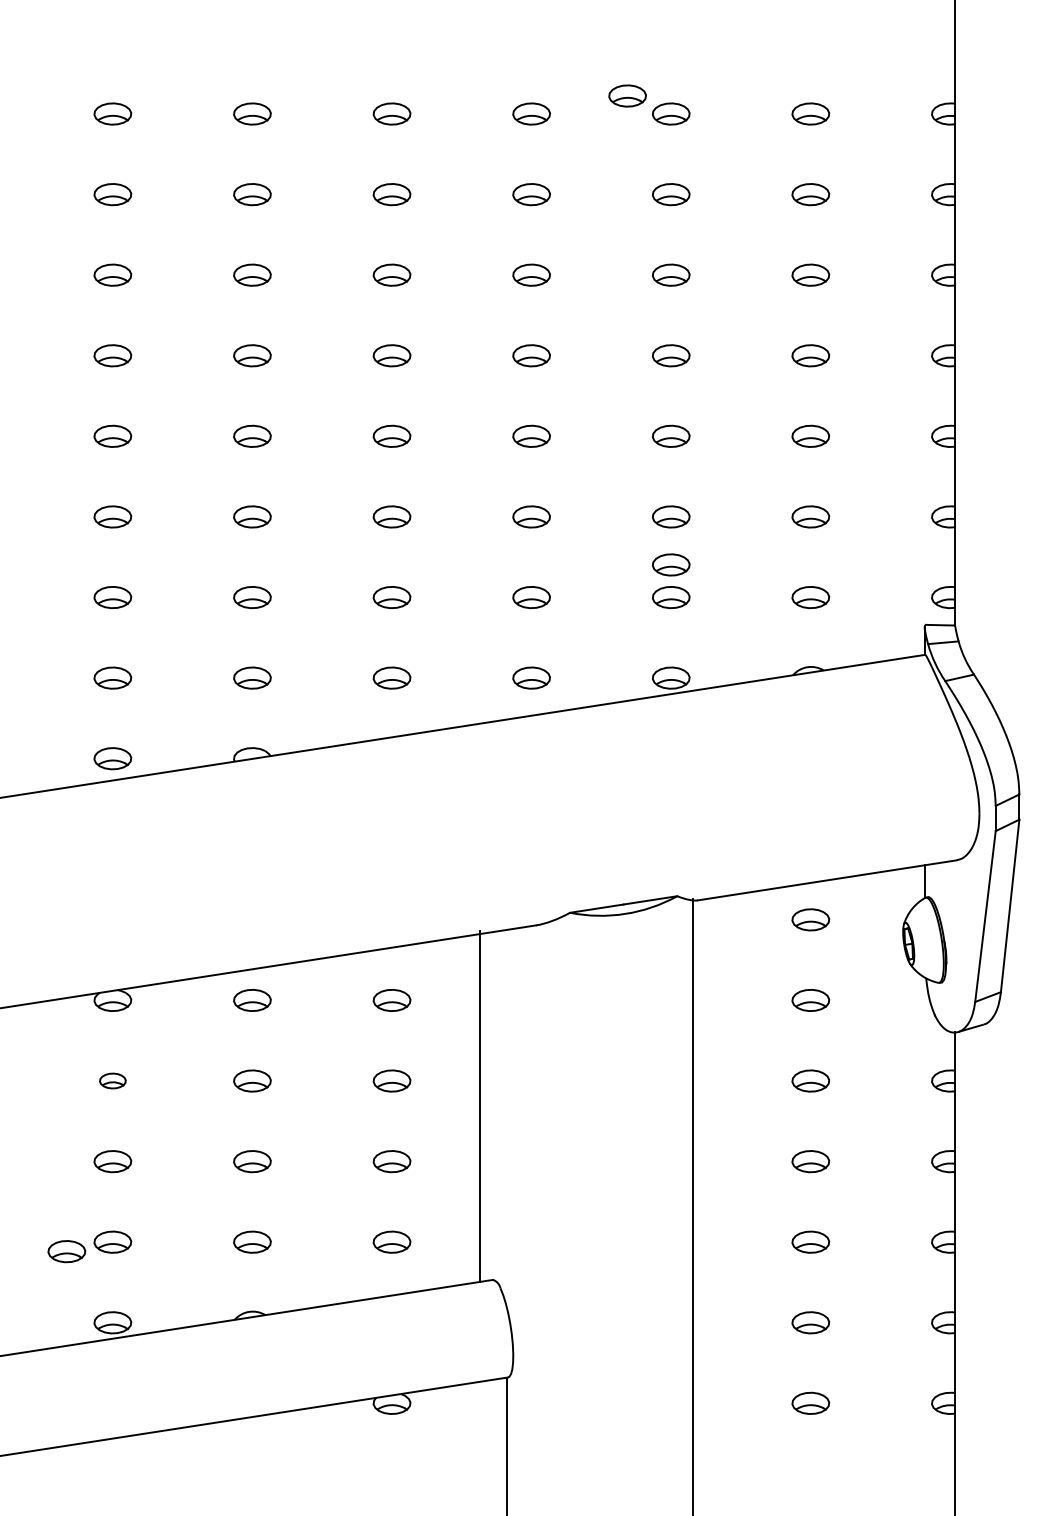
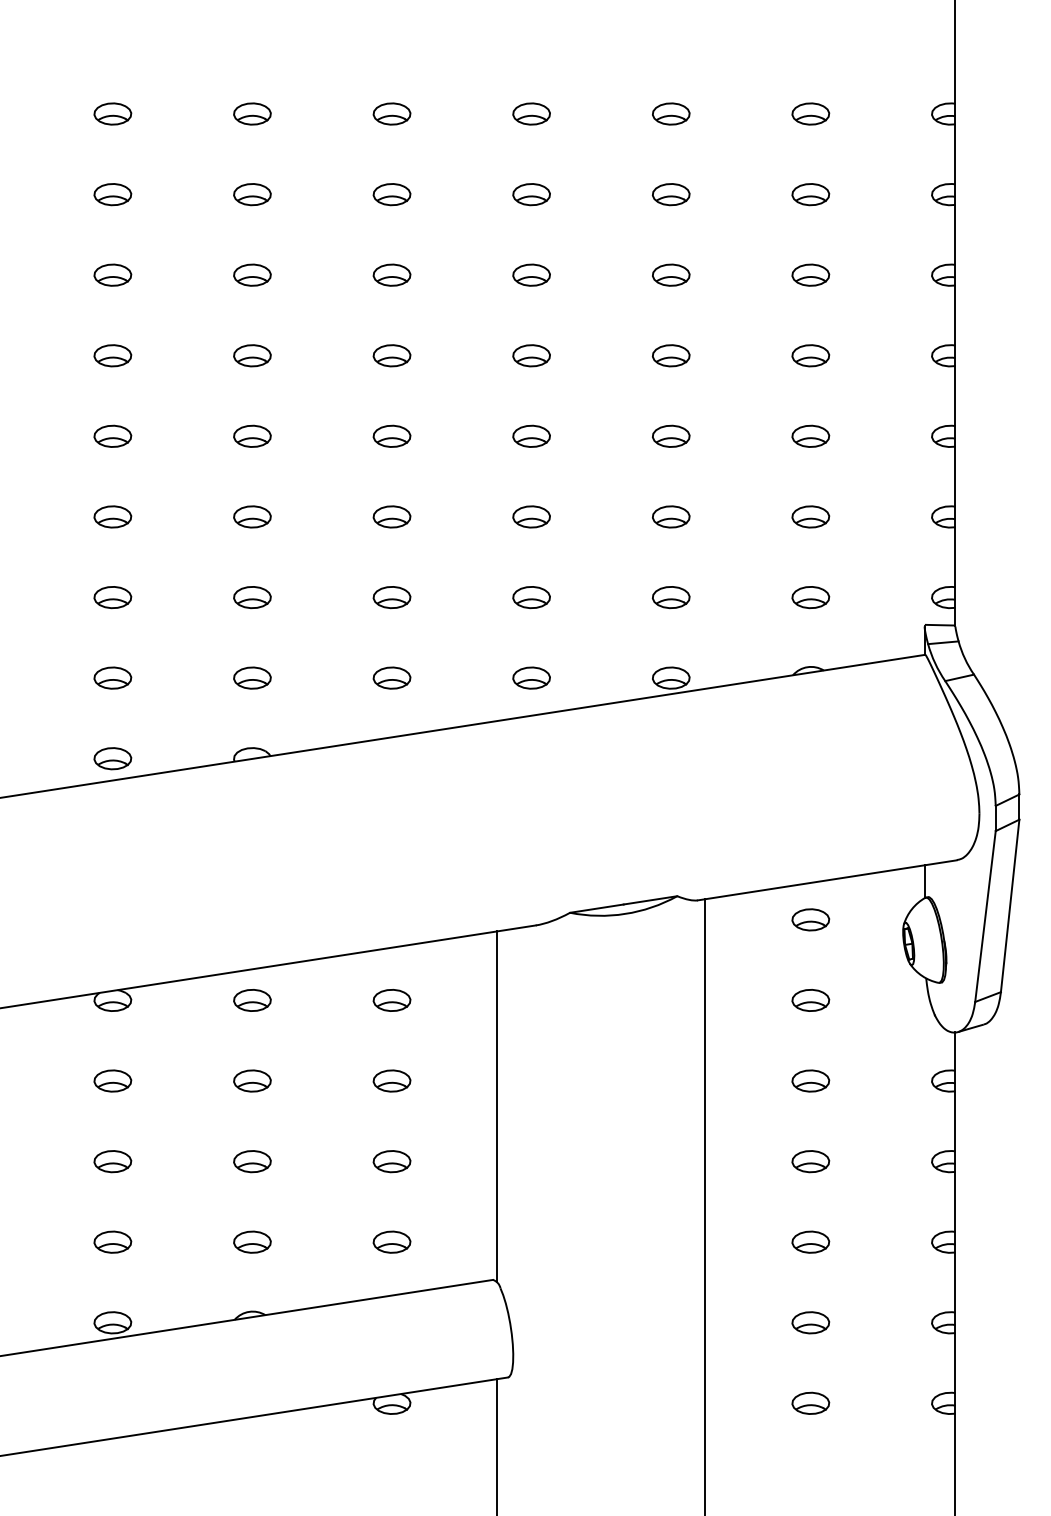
part: present -> none (627, 95)
part: present -> none (671, 564)
part size: 28x18 px -> 40x24 px (112, 1080)
line position: (479, 1106) -> (496, 1106) (496, 1106)
line position: (692, 1205) -> (704, 1205) (704, 1205)
part: present -> none (66, 1251)
line position: (506, 1445) -> (496, 1445) (496, 1445)
